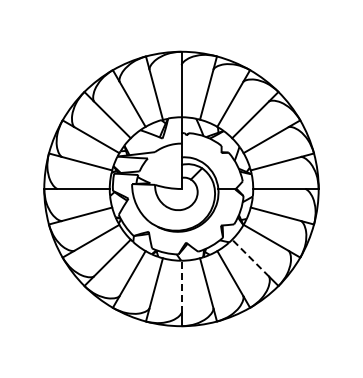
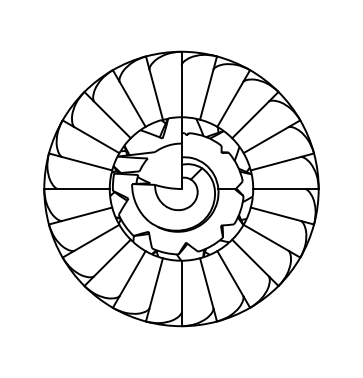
line: dashed -> solid (250, 257)
line: dashed -> solid (181, 286)
